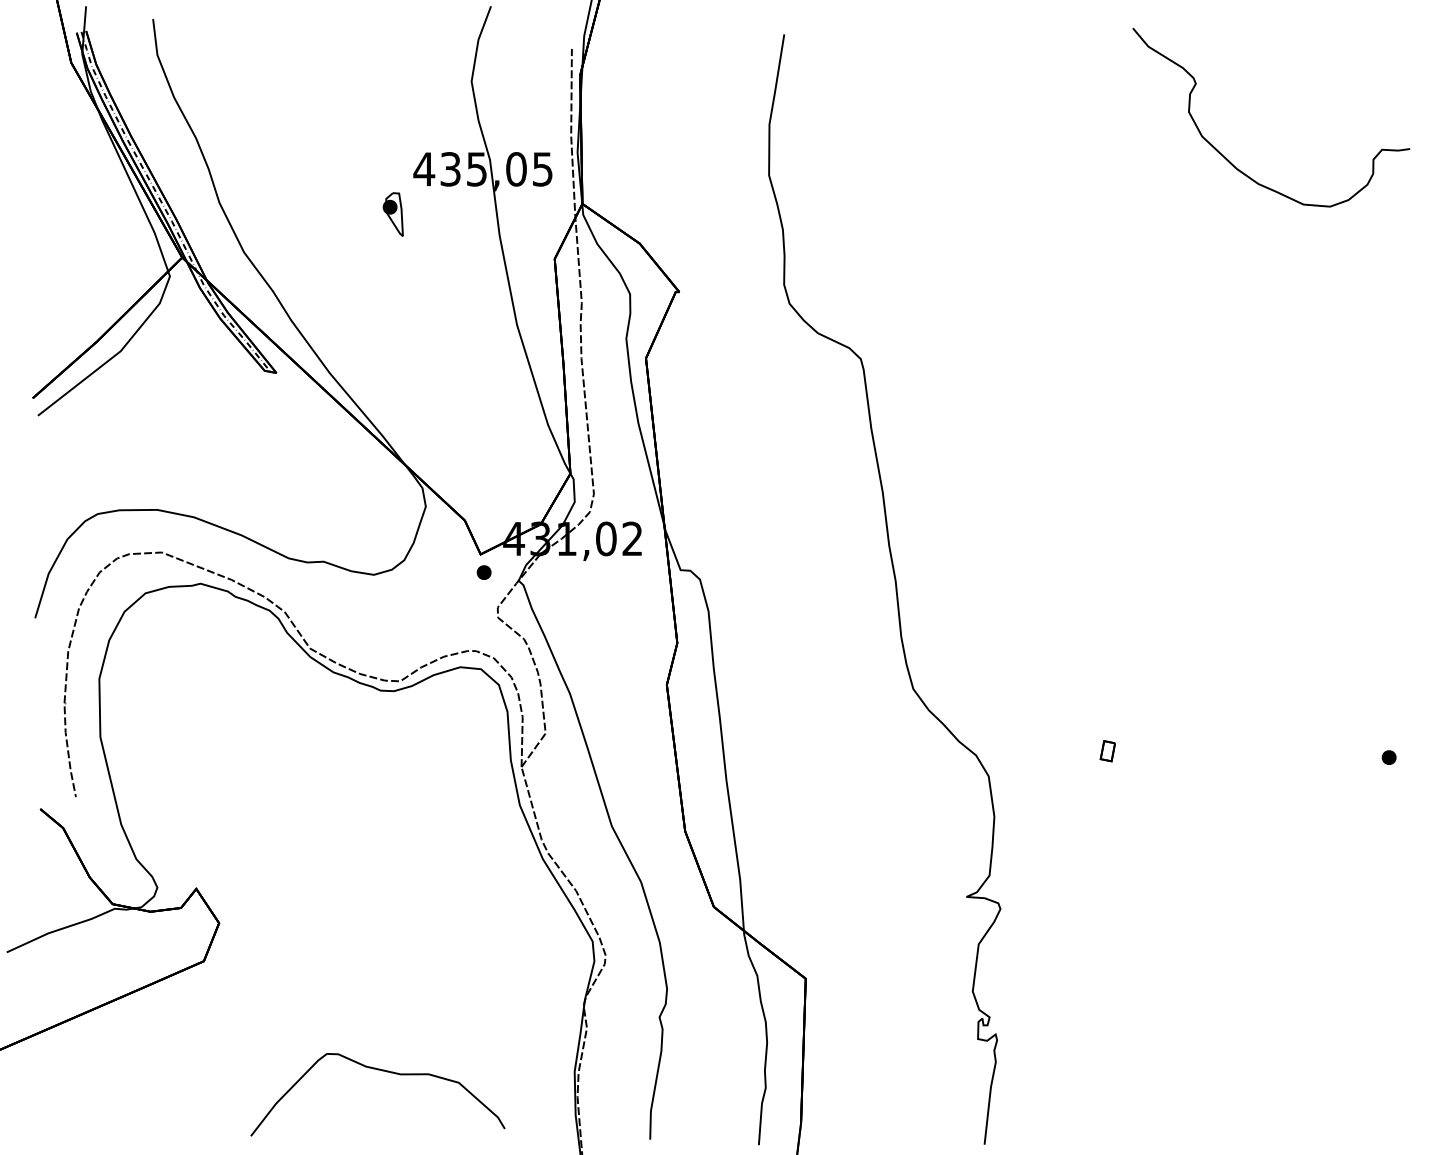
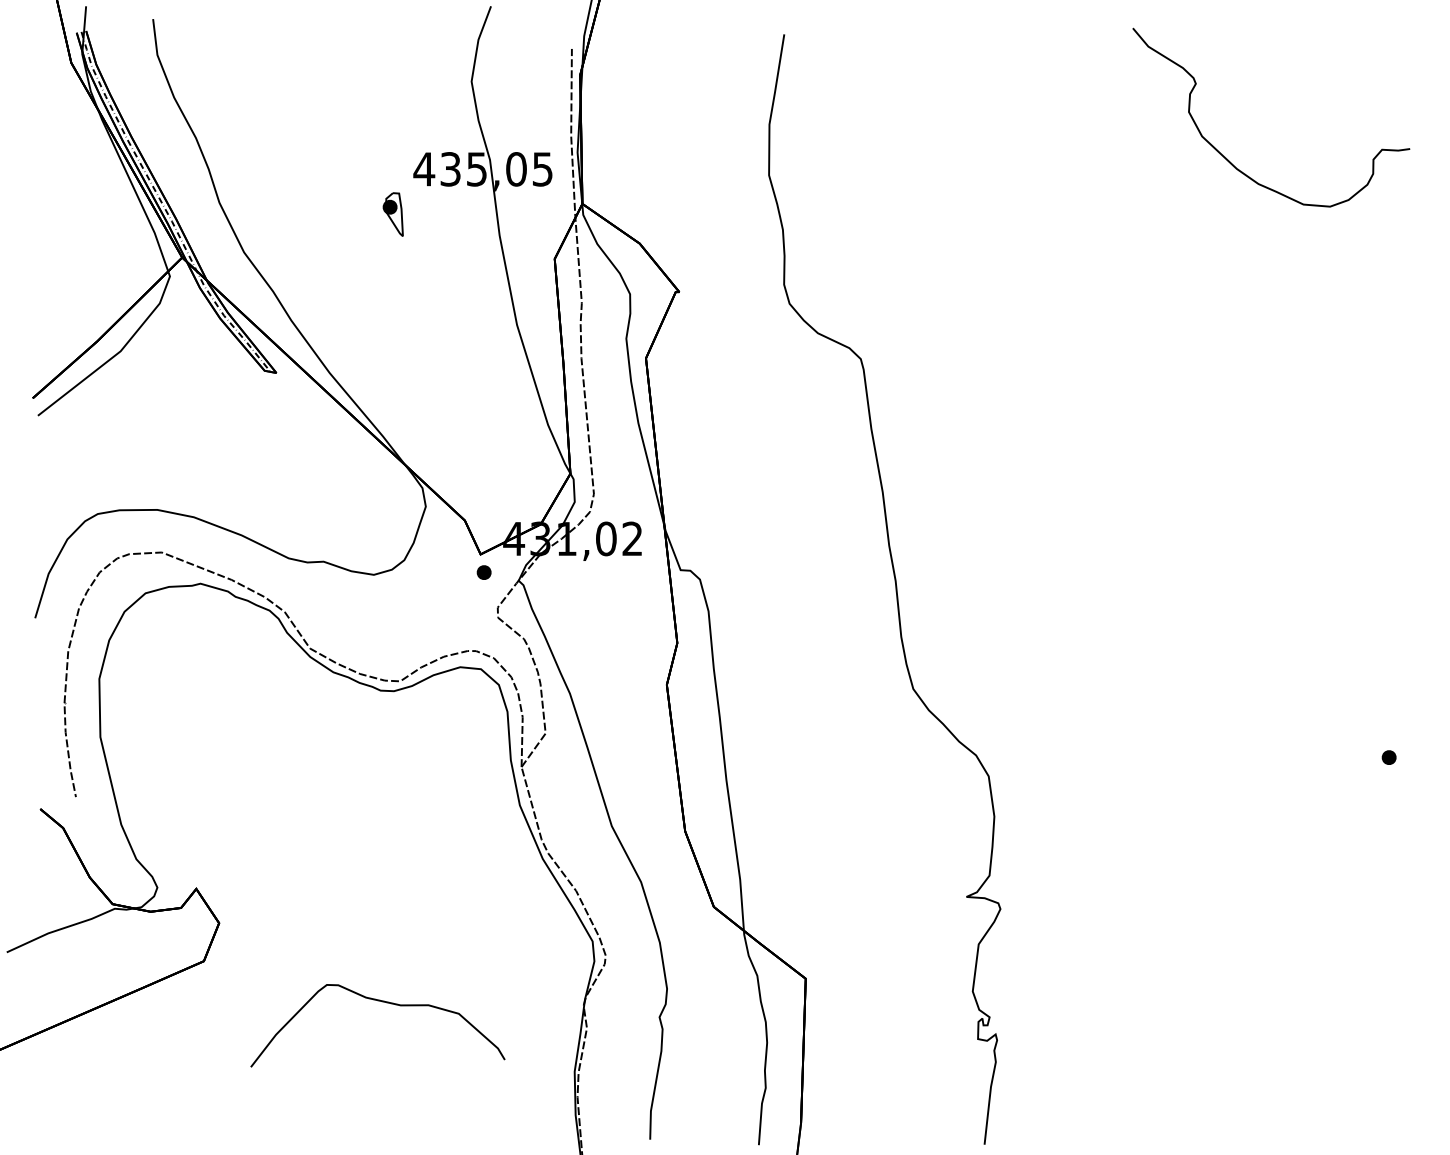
part: present -> none (1107, 751)
curve position: (382, 1071) -> (382, 1002) (382, 1002)
